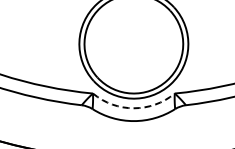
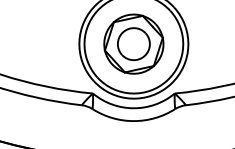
part: none -> present (133, 43)
arc: dashed -> solid (133, 108)
